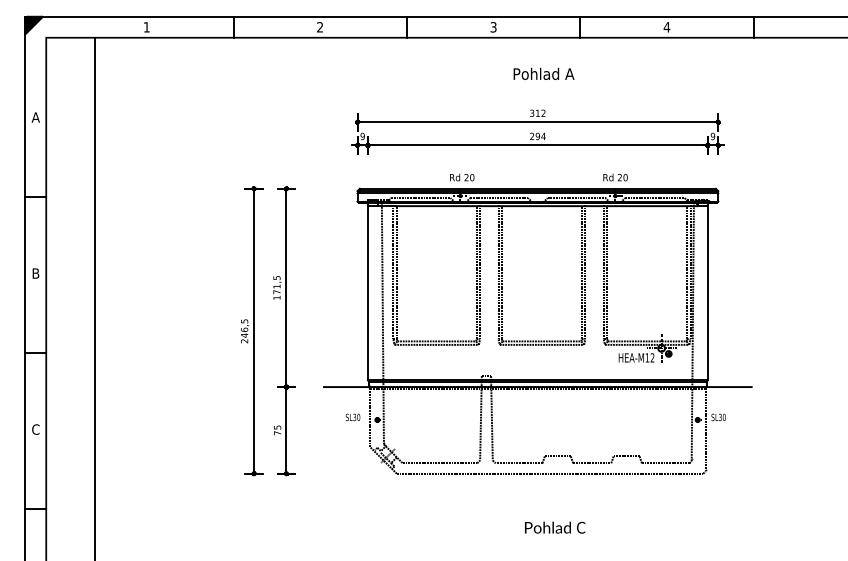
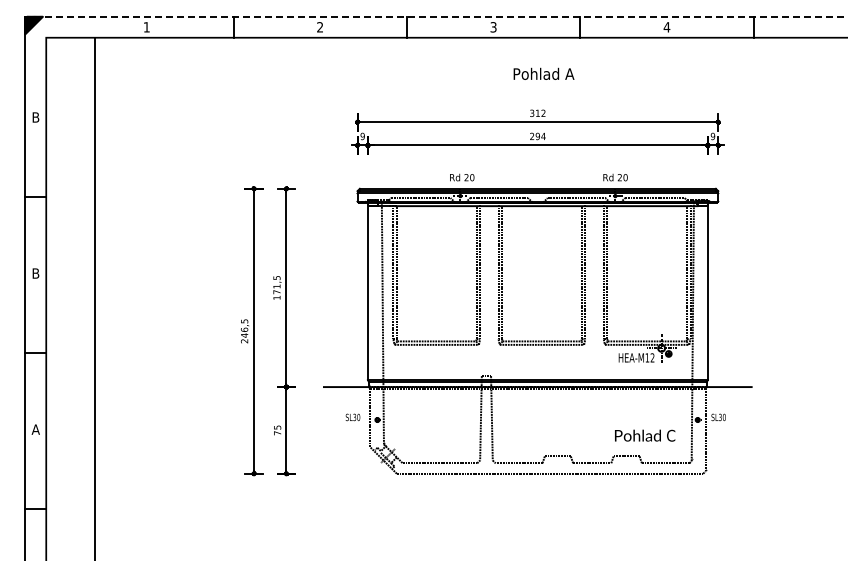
line: solid -> dashed (436, 16)
text: A -> B (35, 117)
text: C -> A (35, 429)
text position: (555, 527) -> (645, 435) (645, 435)
